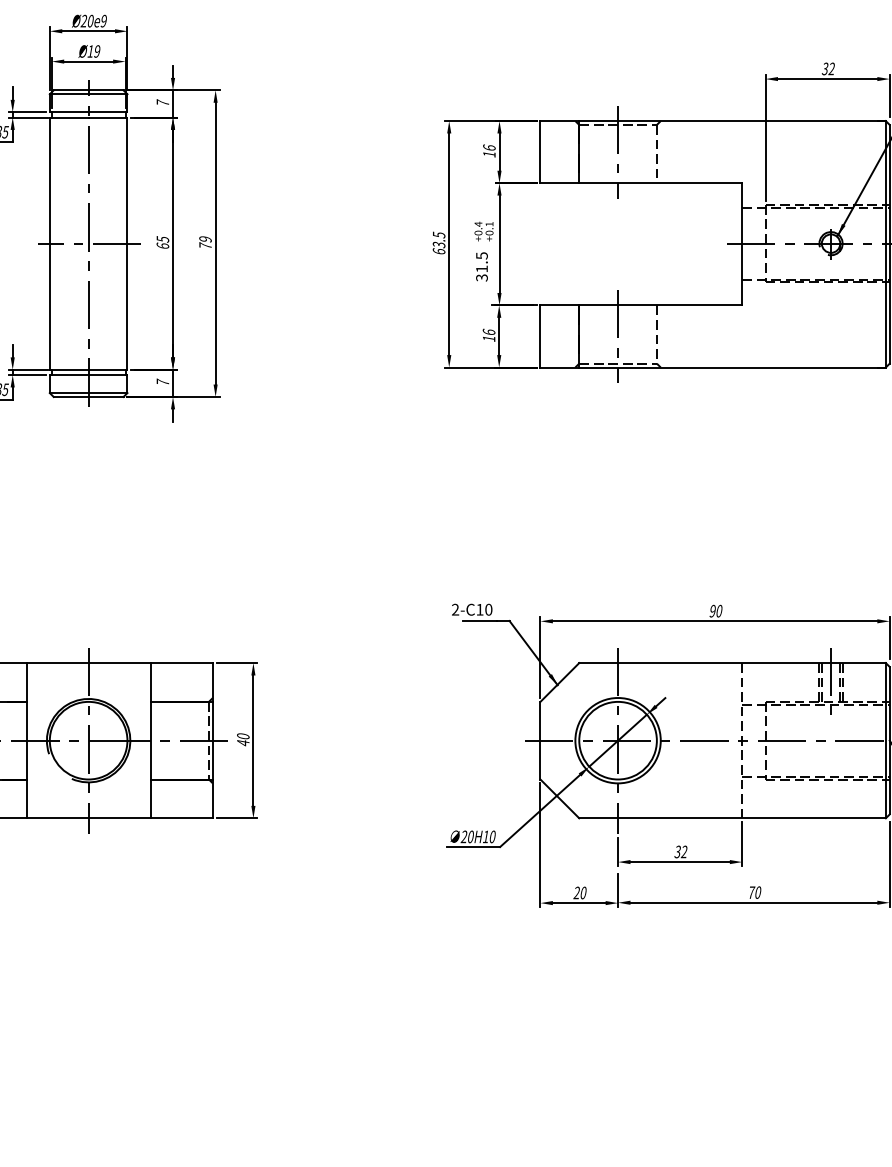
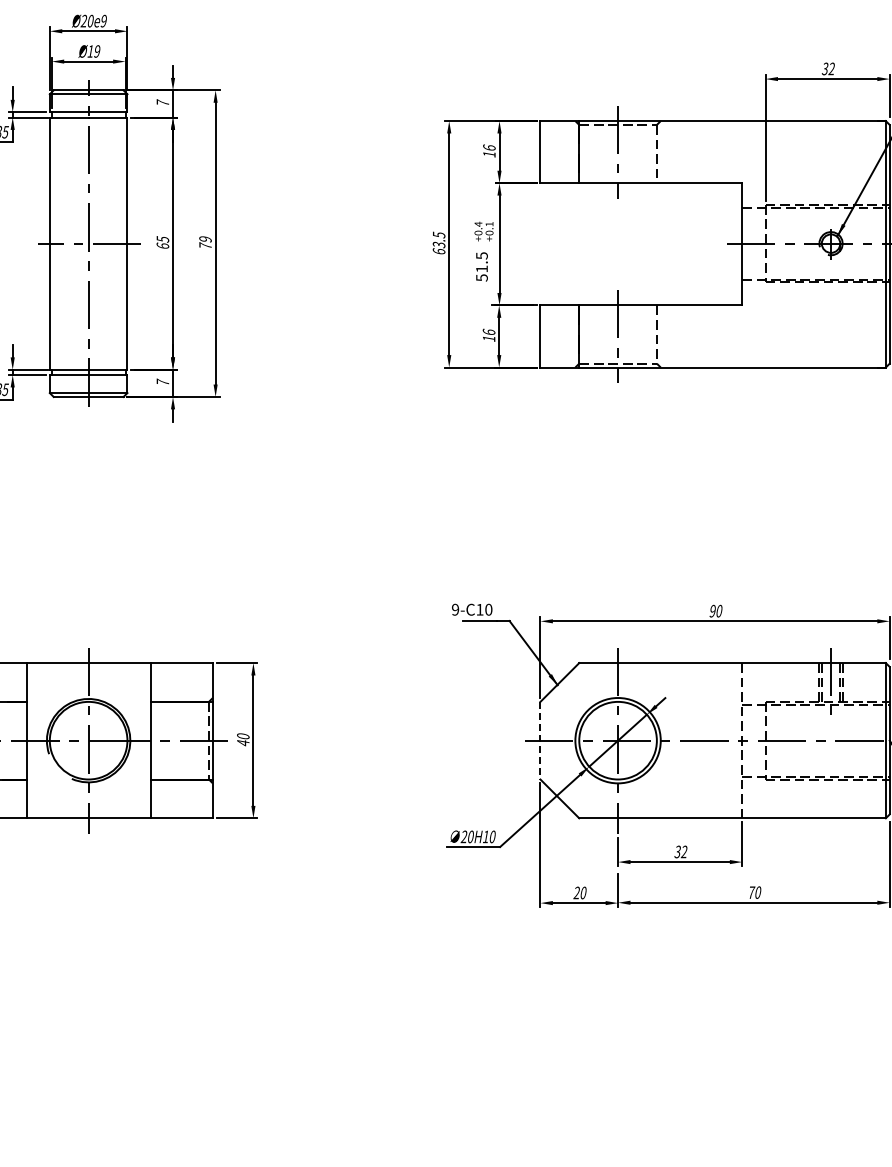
text: 31.5 -> 51.5 (481, 277)
text: 2-C10 -> 9-C10 (455, 609)
line: solid -> dashed (540, 740)
